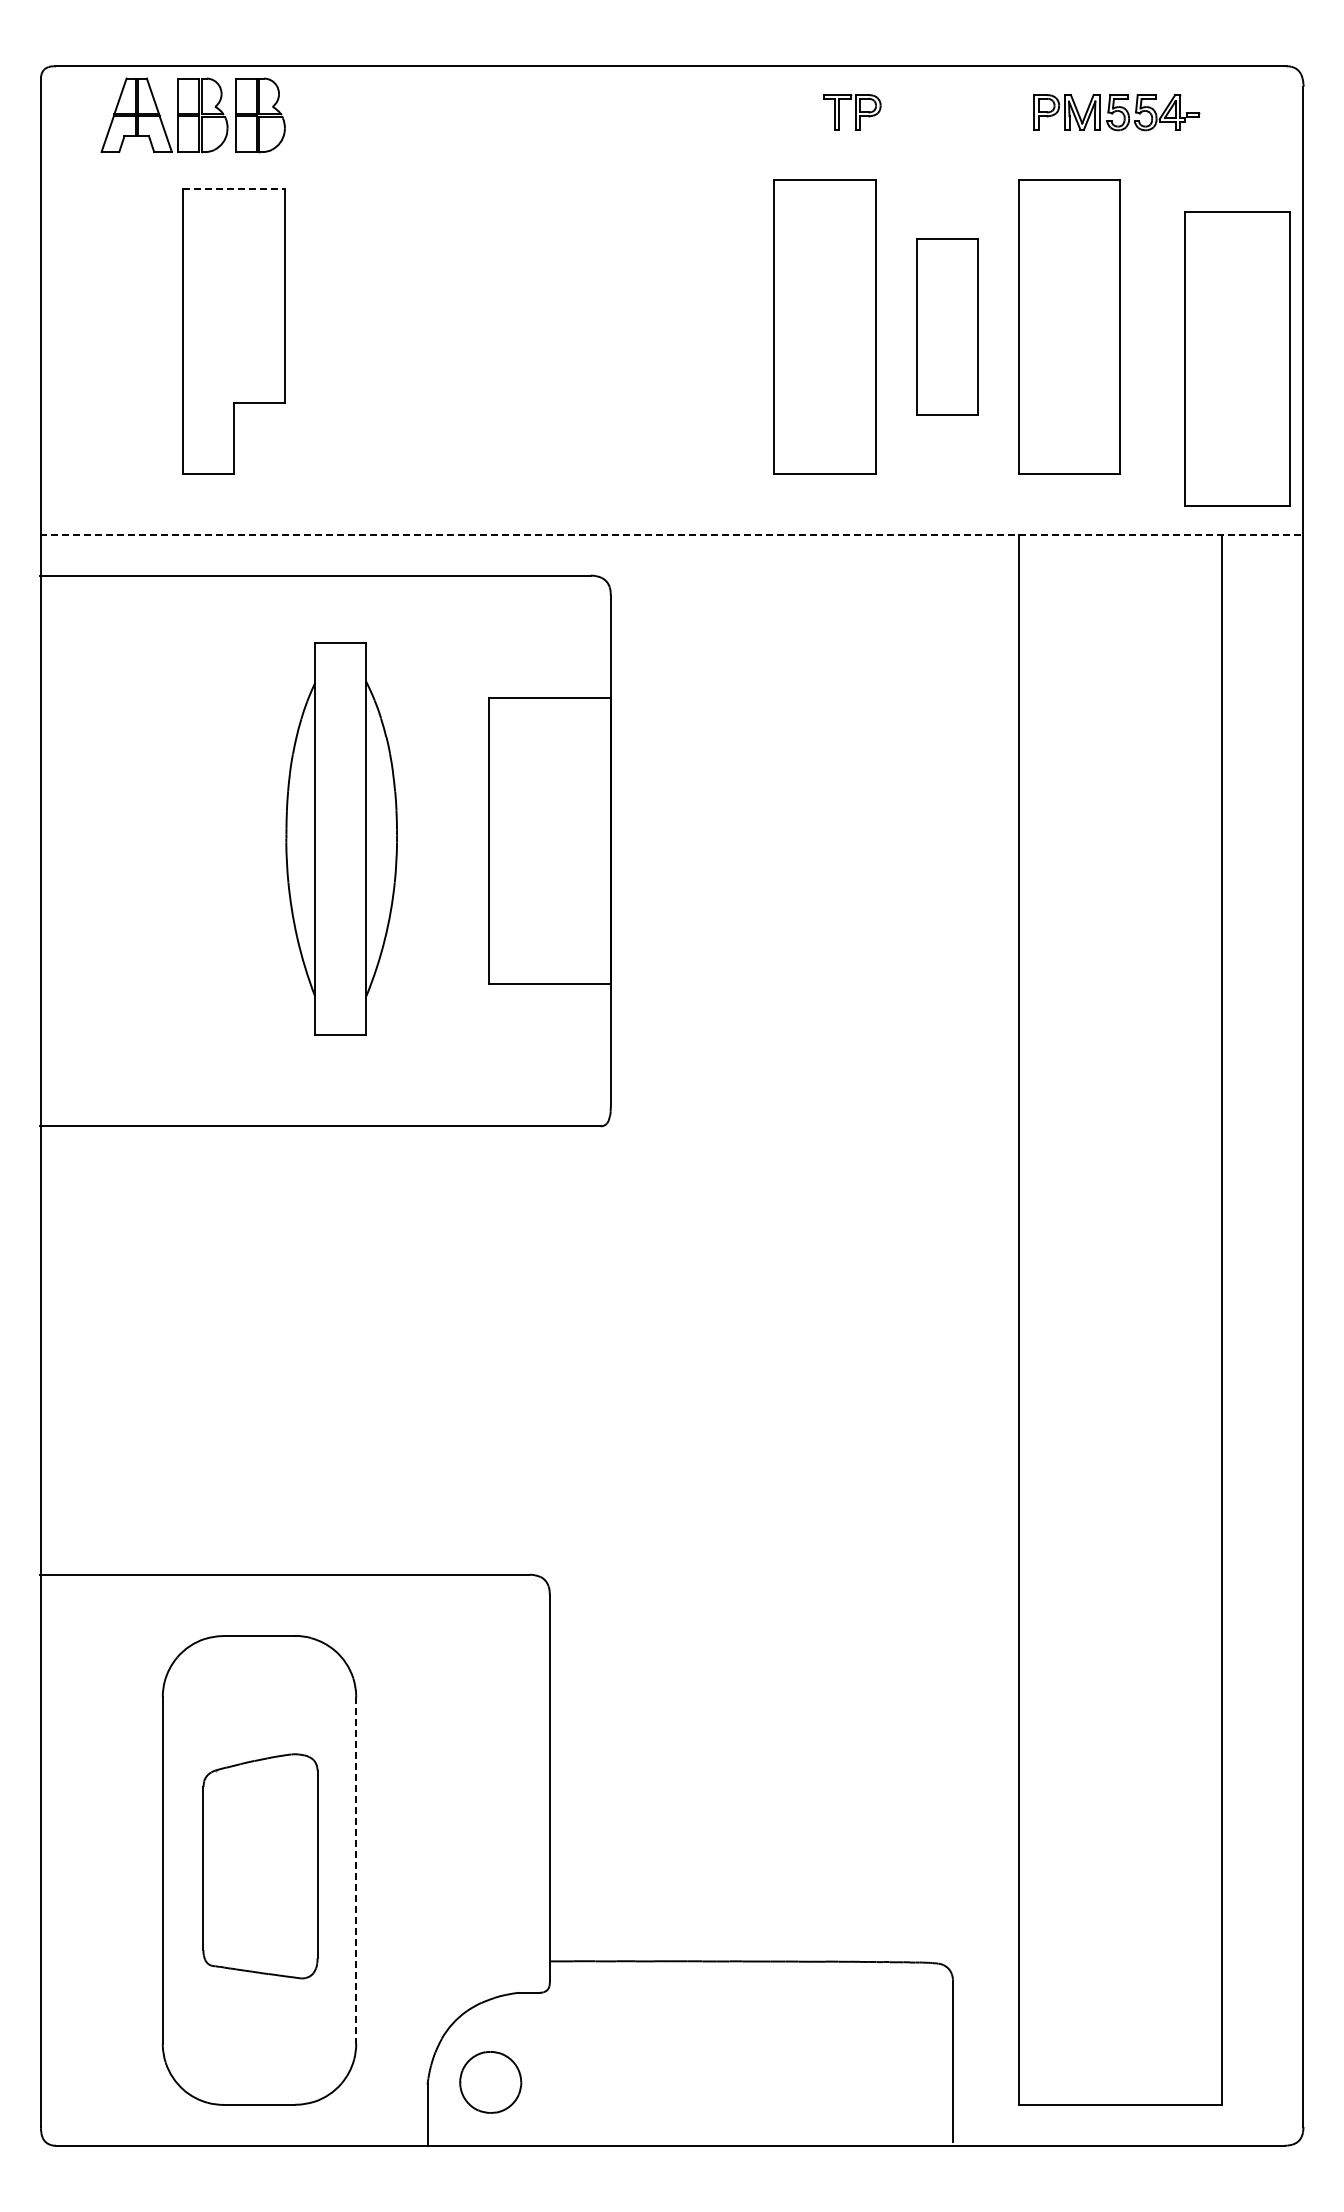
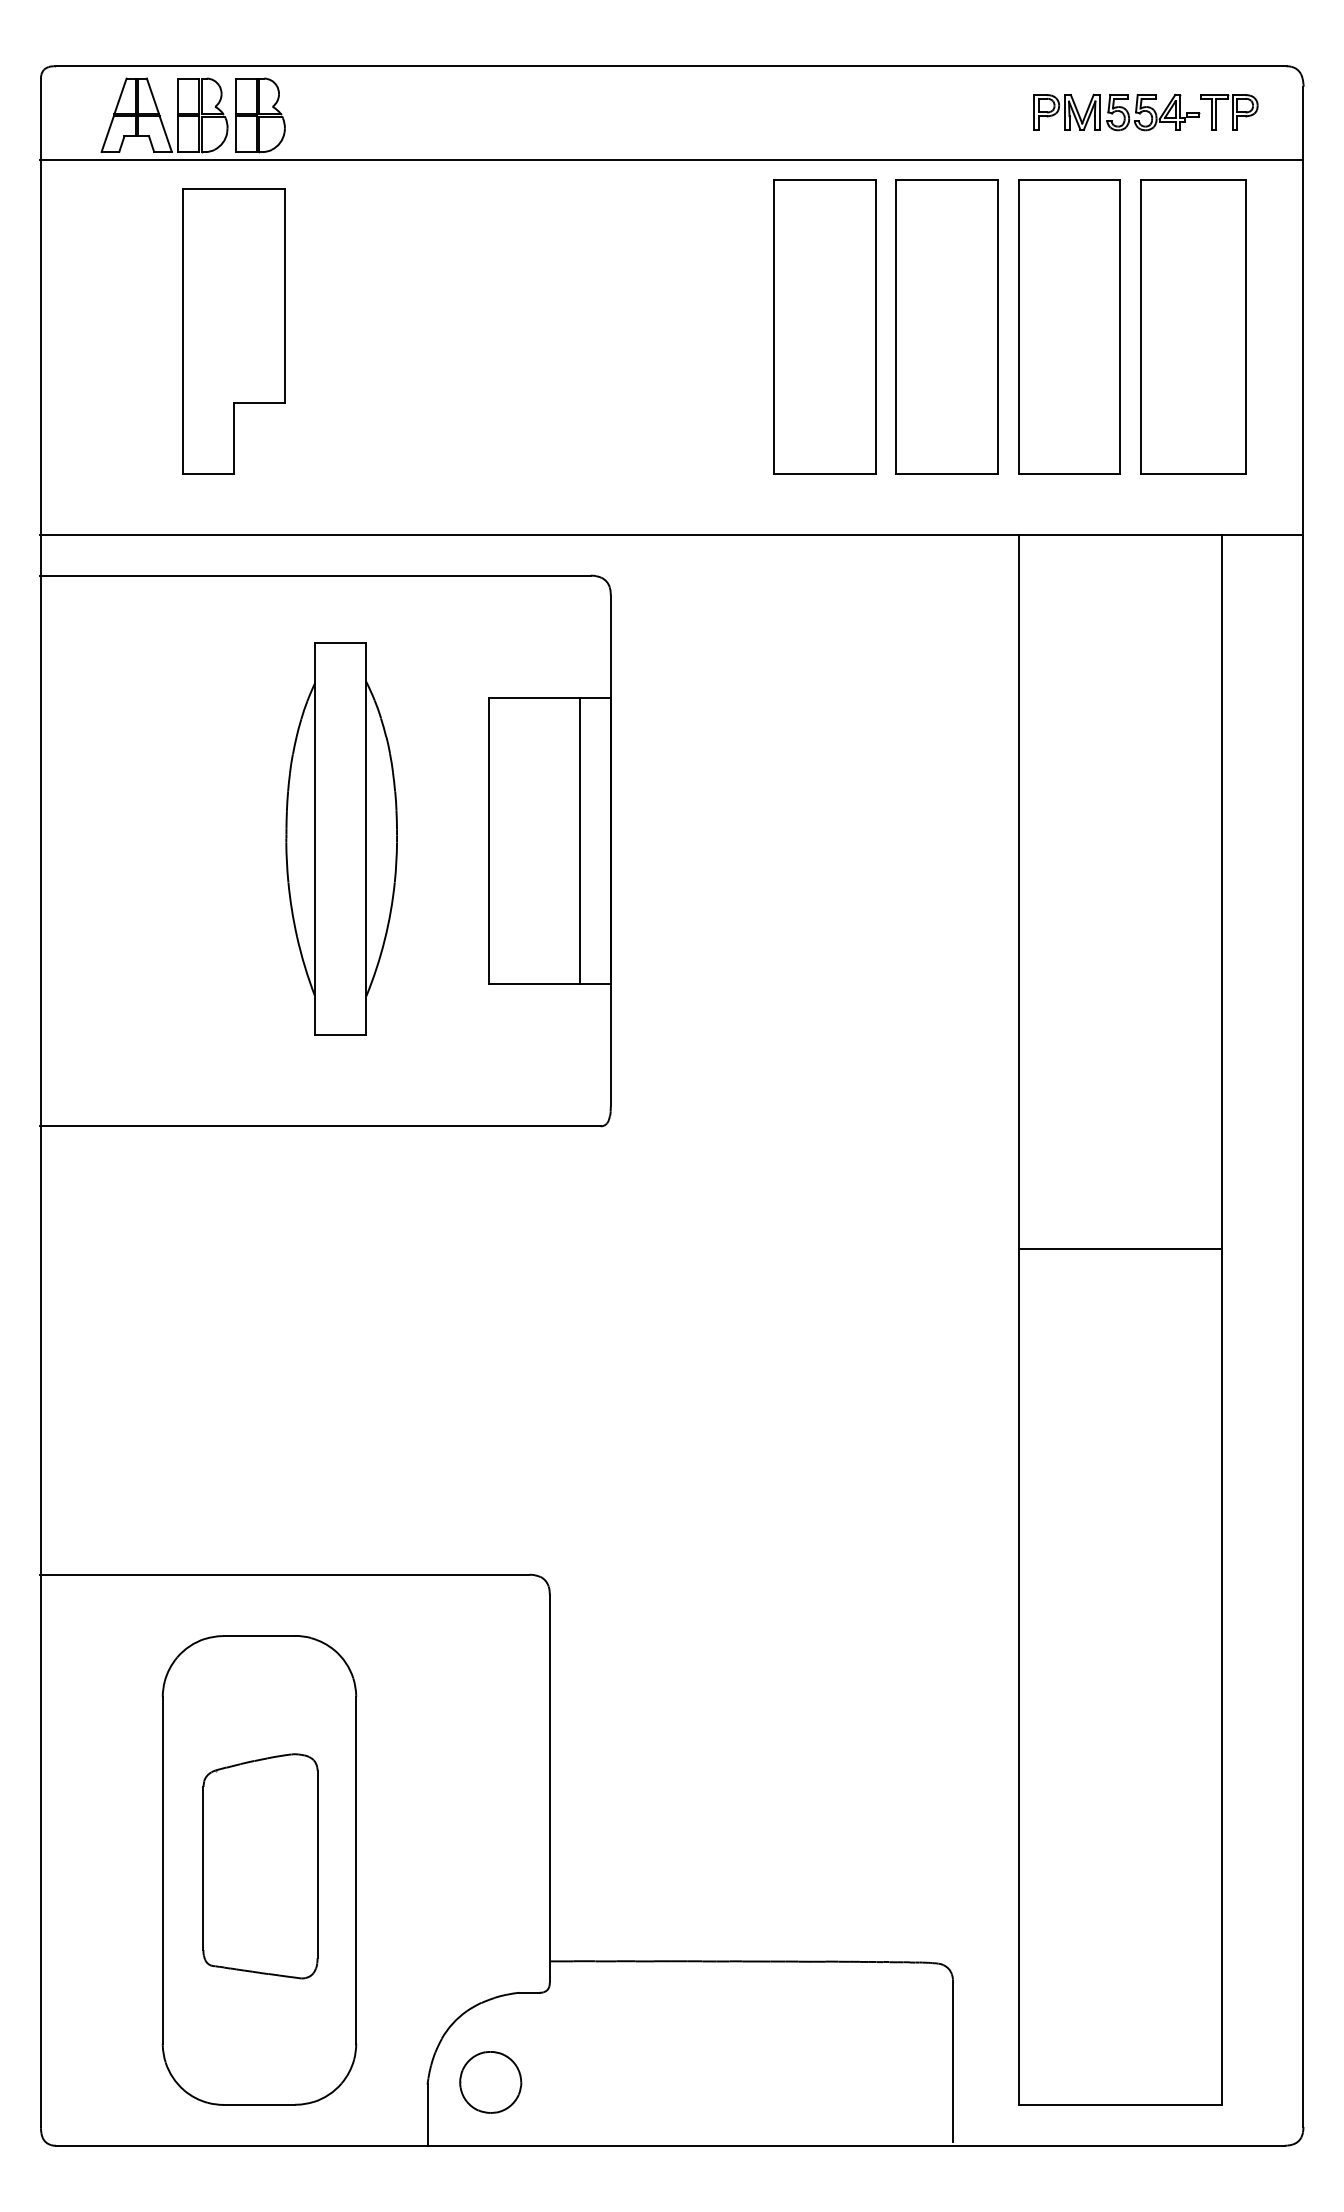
part position: (852, 112) -> (1229, 112) (1229, 112)
line: none -> present (671, 160)
line: dashed -> solid (234, 188)
part size: 63x178 px -> 104x296 px (946, 326)
part position: (1237, 358) -> (1193, 326) (1193, 326)
line: dashed -> solid (672, 535)
line: none -> present (580, 840)
line: none -> present (1120, 1248)
line: dashed -> solid (356, 1870)
